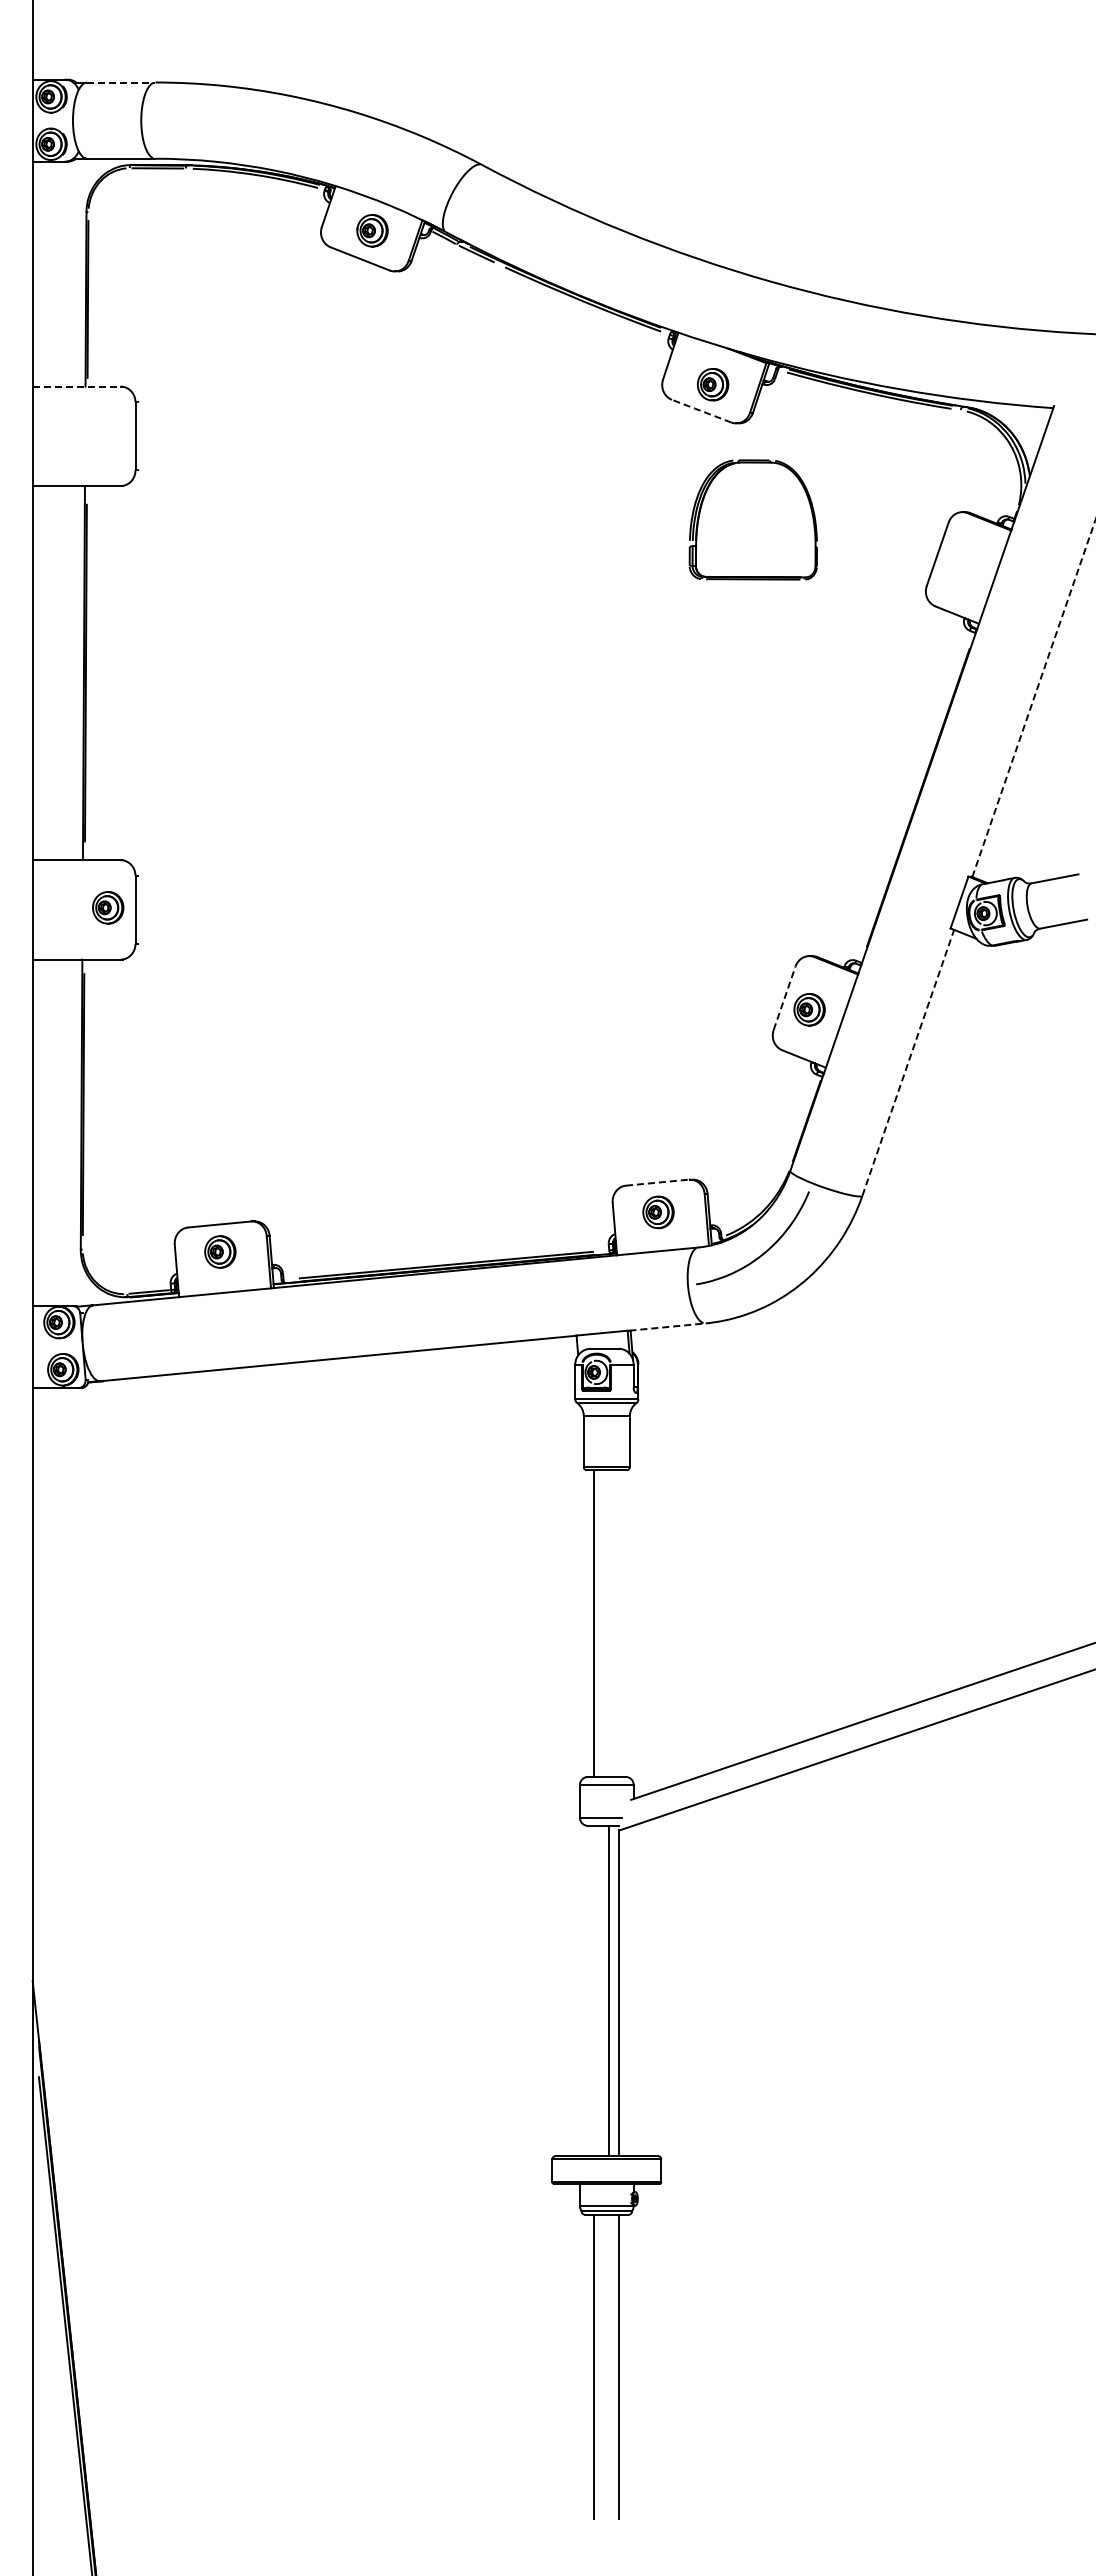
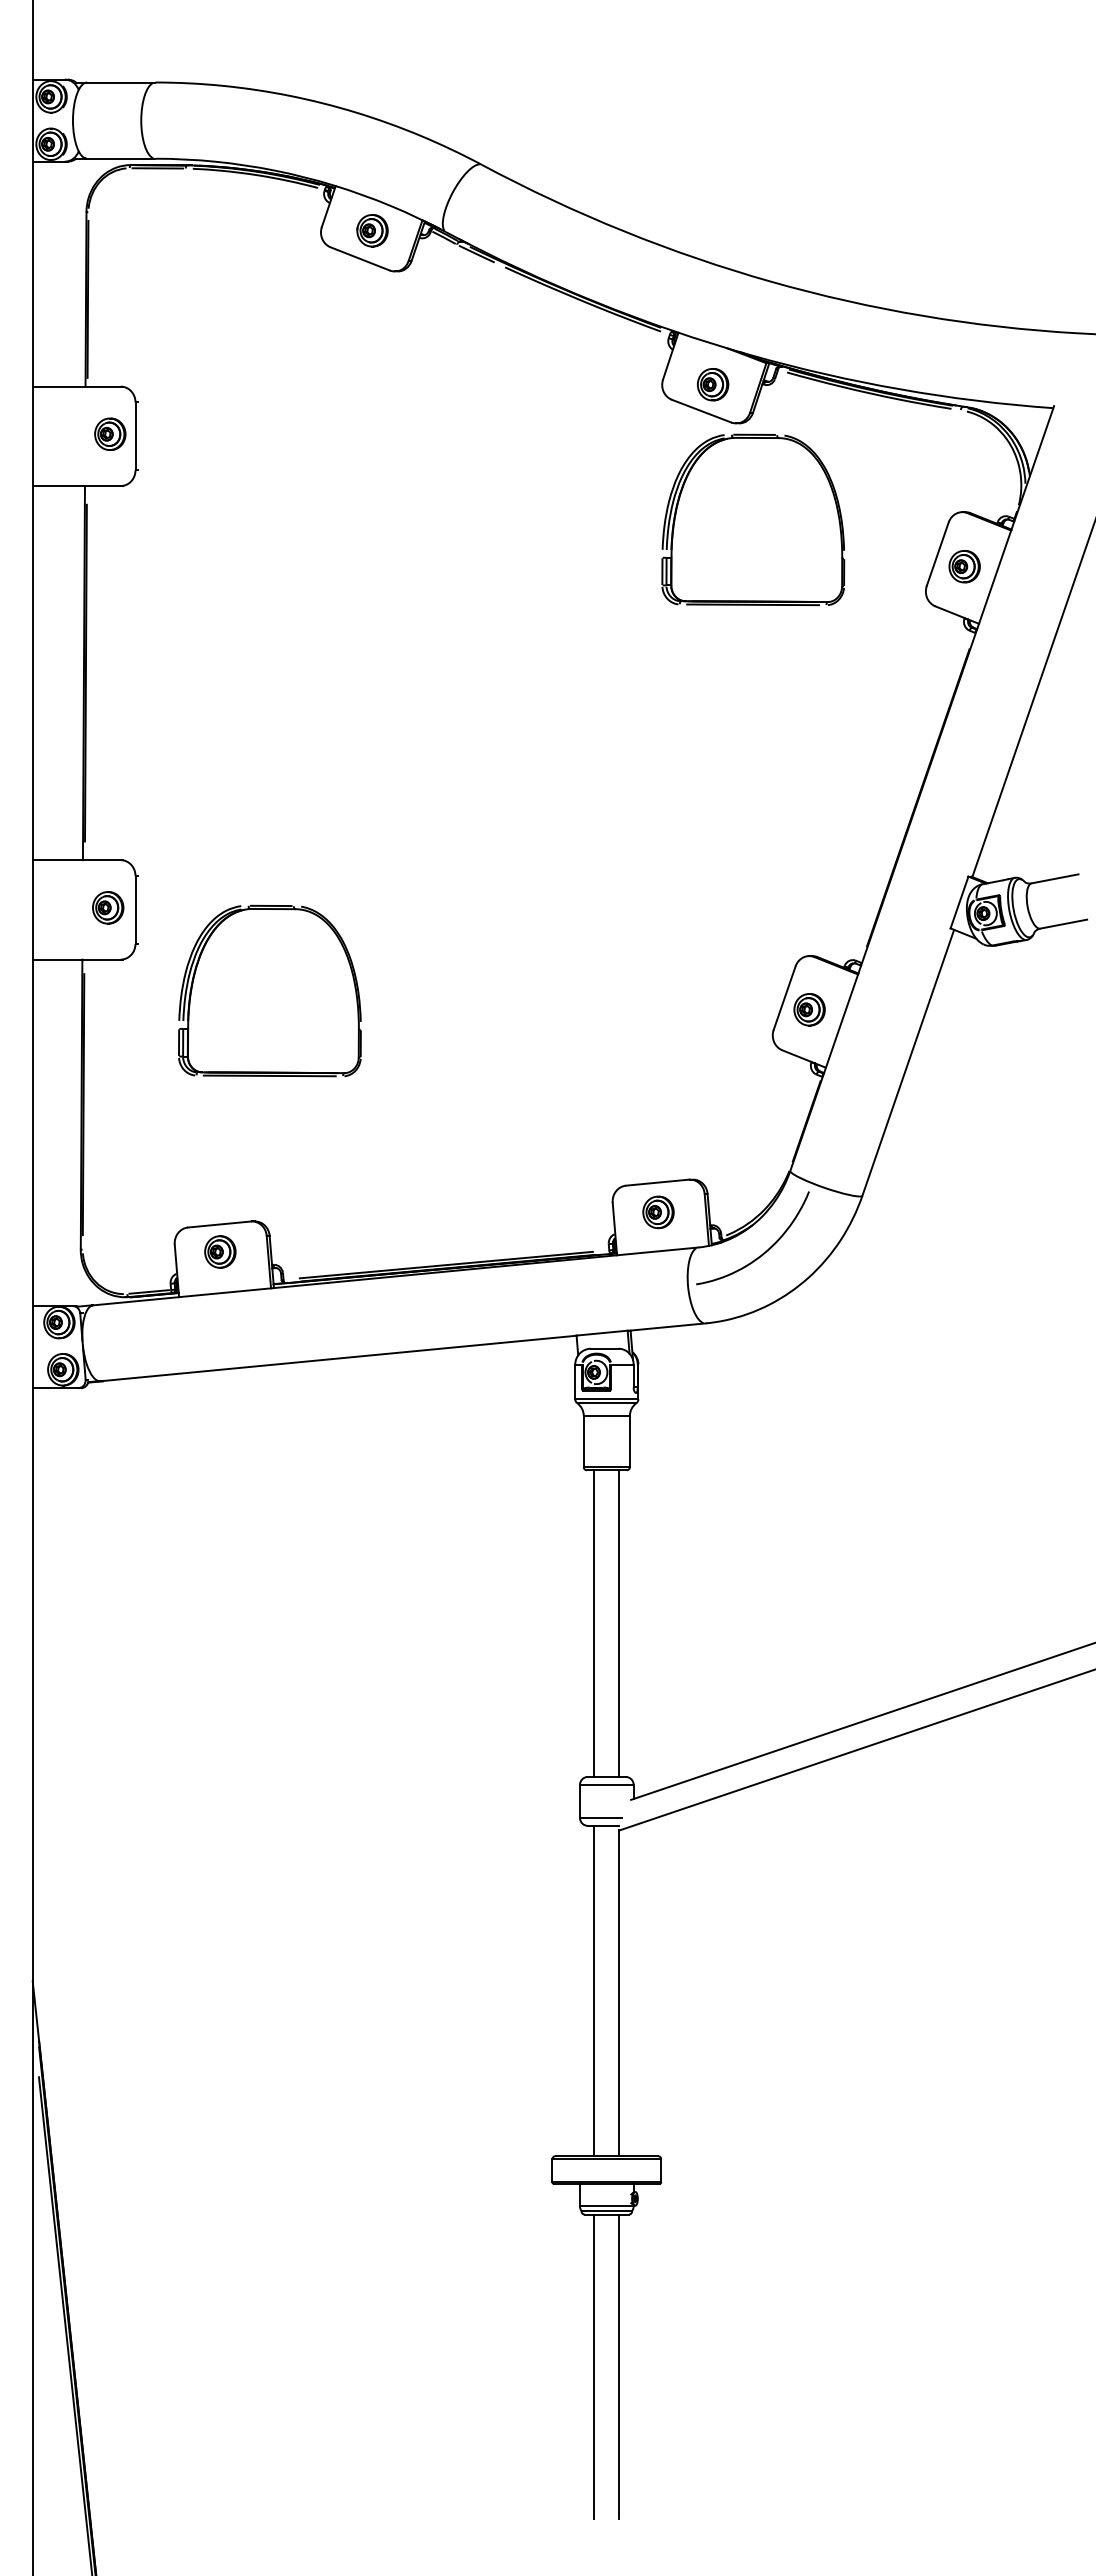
line: dashed -> solid (121, 82)
line: dashed -> solid (77, 386)
line: dashed -> solid (701, 411)
part: none -> present (110, 433)
part size: 130x122 px -> 185x174 px (753, 519)
part: none -> present (964, 566)
line: dashed -> solid (1034, 697)
part: none -> present (269, 990)
line: dashed -> solid (784, 998)
line: dashed -> solid (908, 1062)
line: dashed -> solid (657, 1182)
line: dashed -> solid (668, 1327)
line: none -> present (619, 1623)
line position: (609, 1990) -> (594, 1990) (594, 1990)
